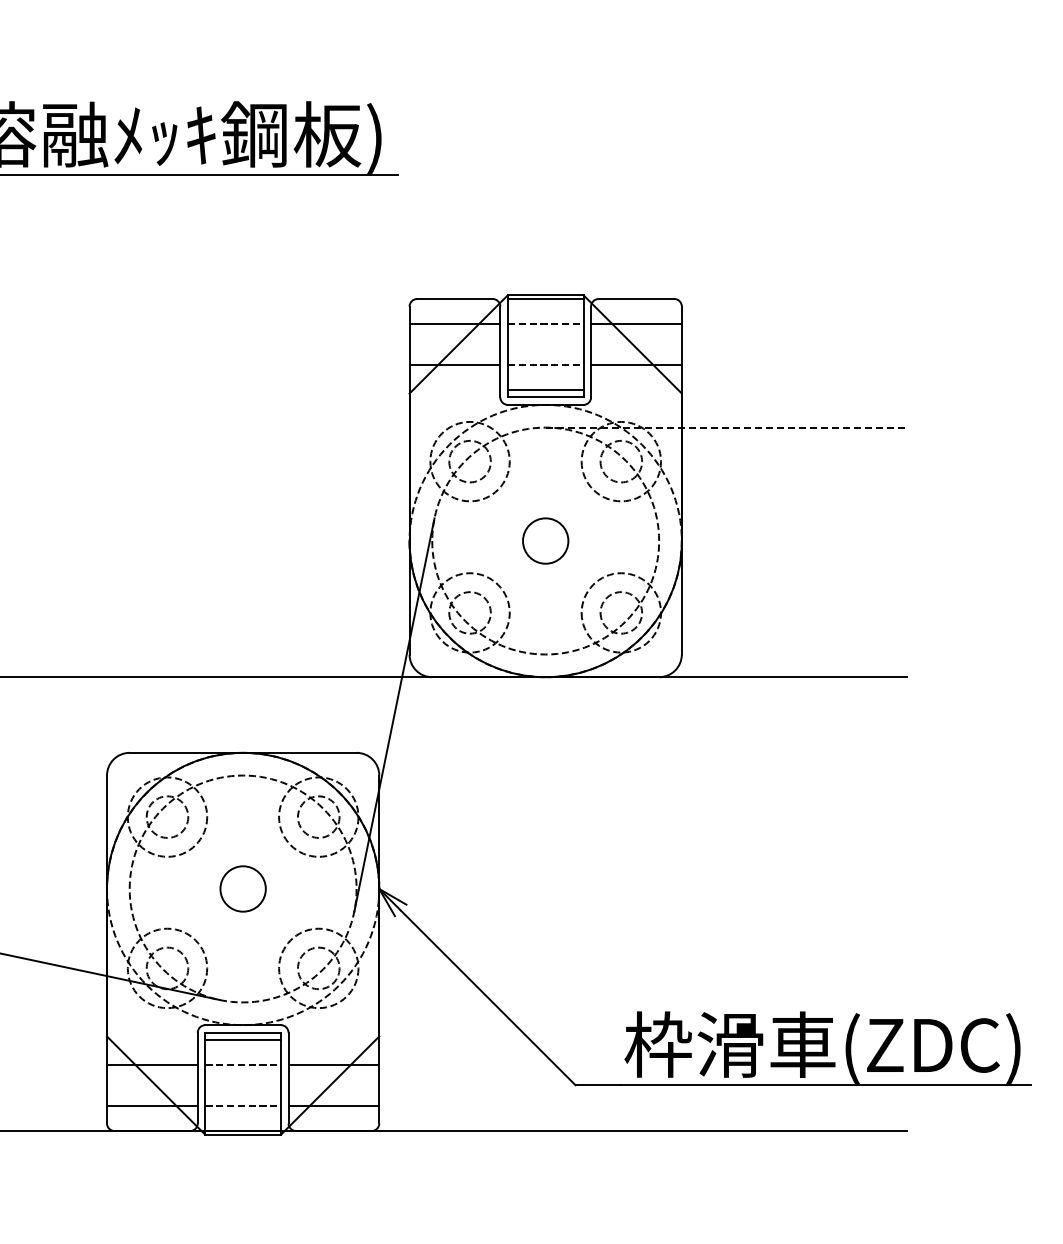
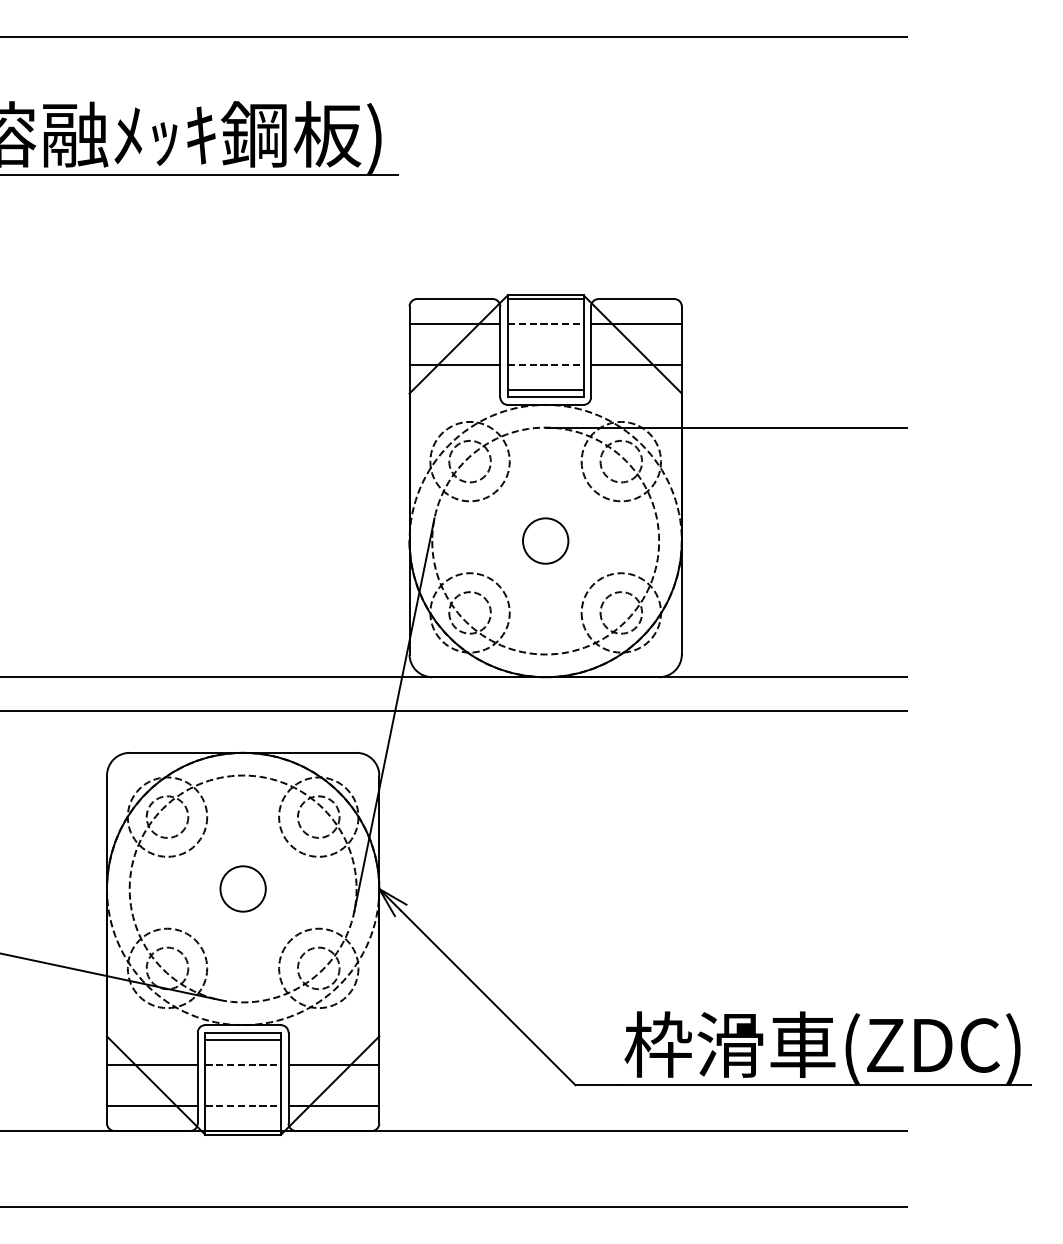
line: none -> present (454, 37)
line: dashed -> solid (726, 427)
line: none -> present (454, 711)
line: none -> present (454, 1206)
